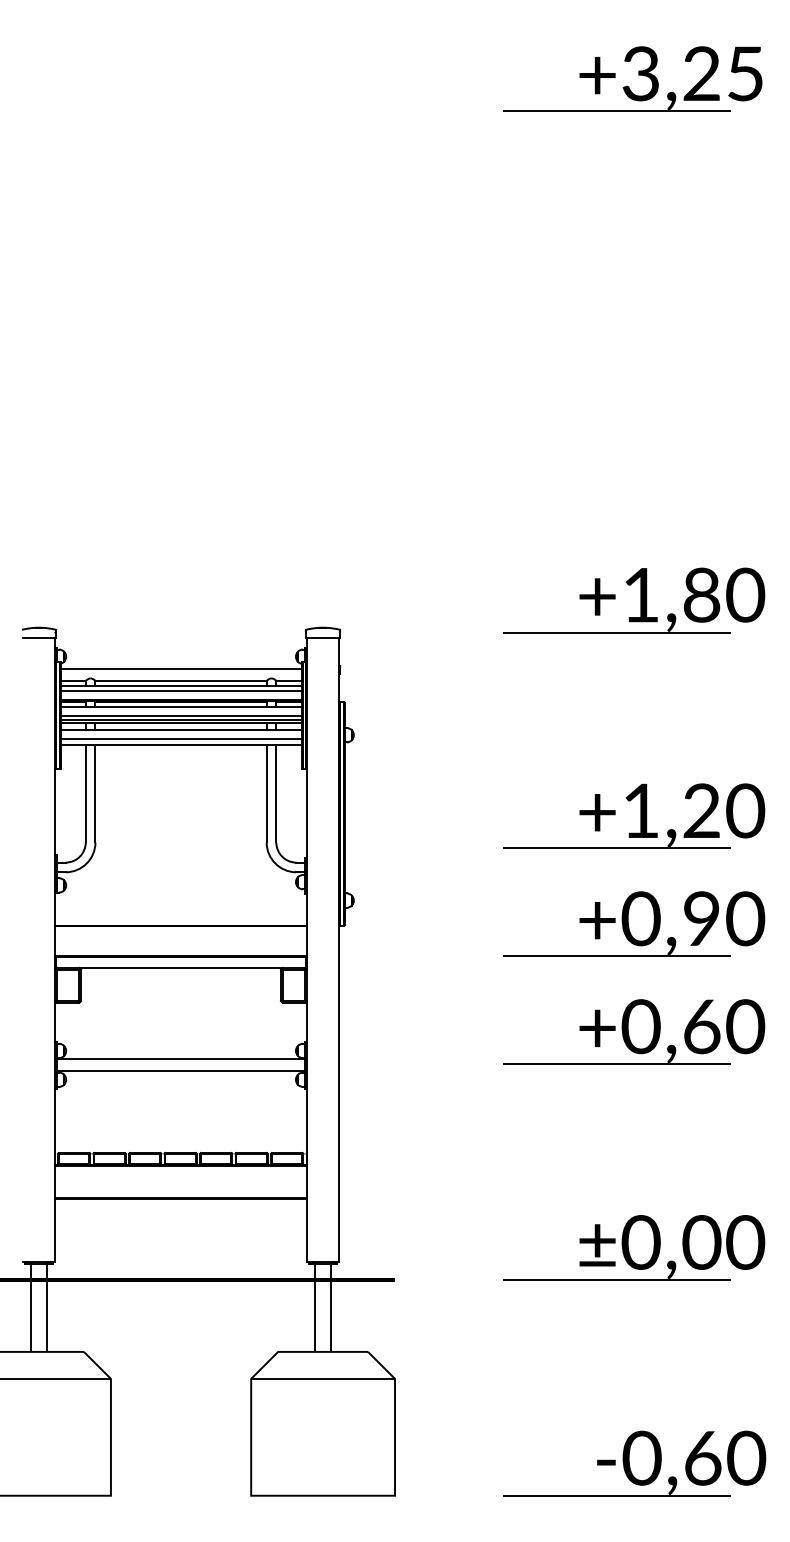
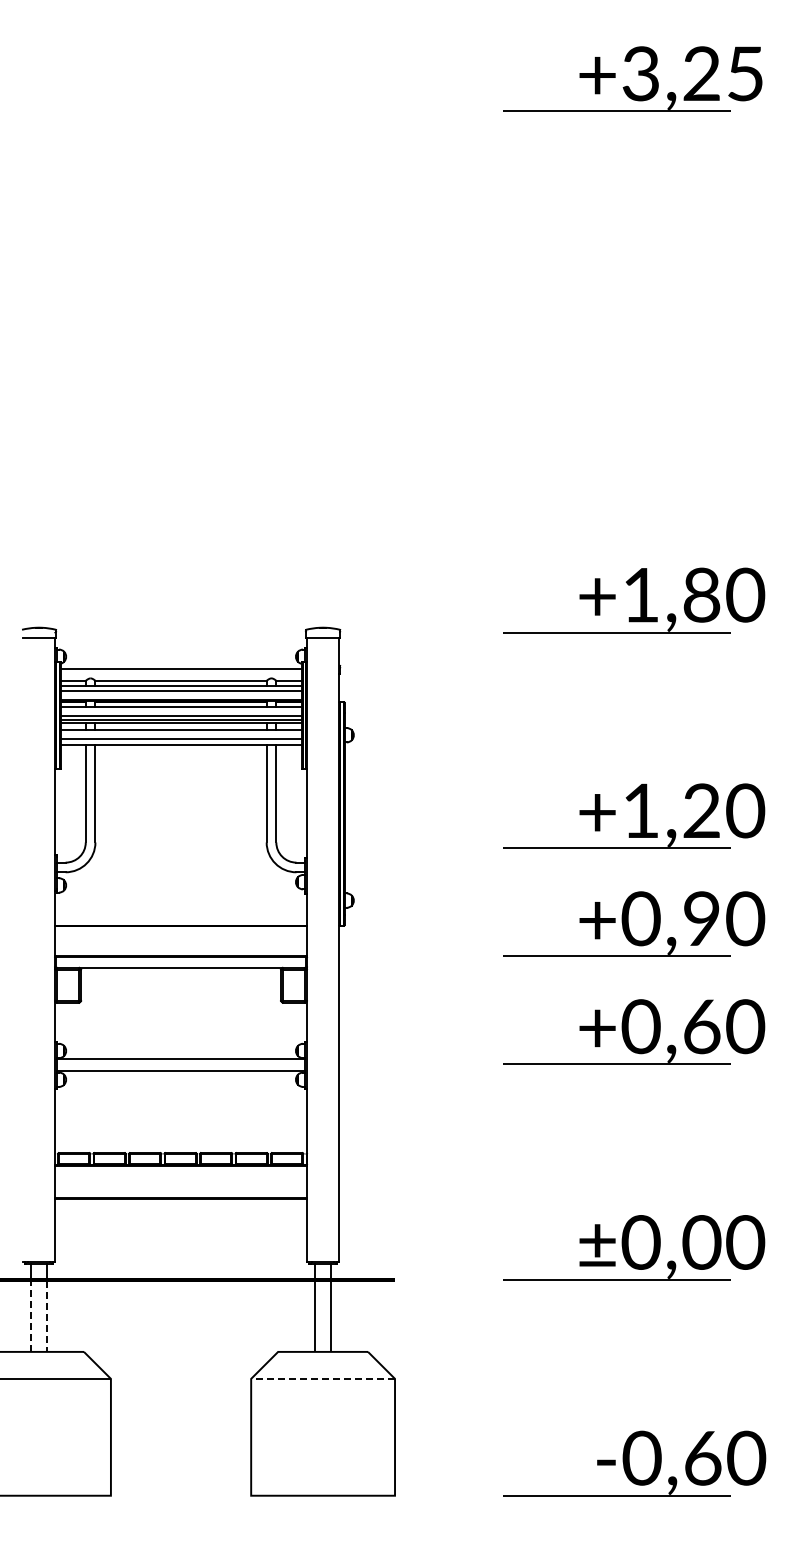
line: solid -> dashed (39, 1279)
line: solid -> dashed (323, 1378)
